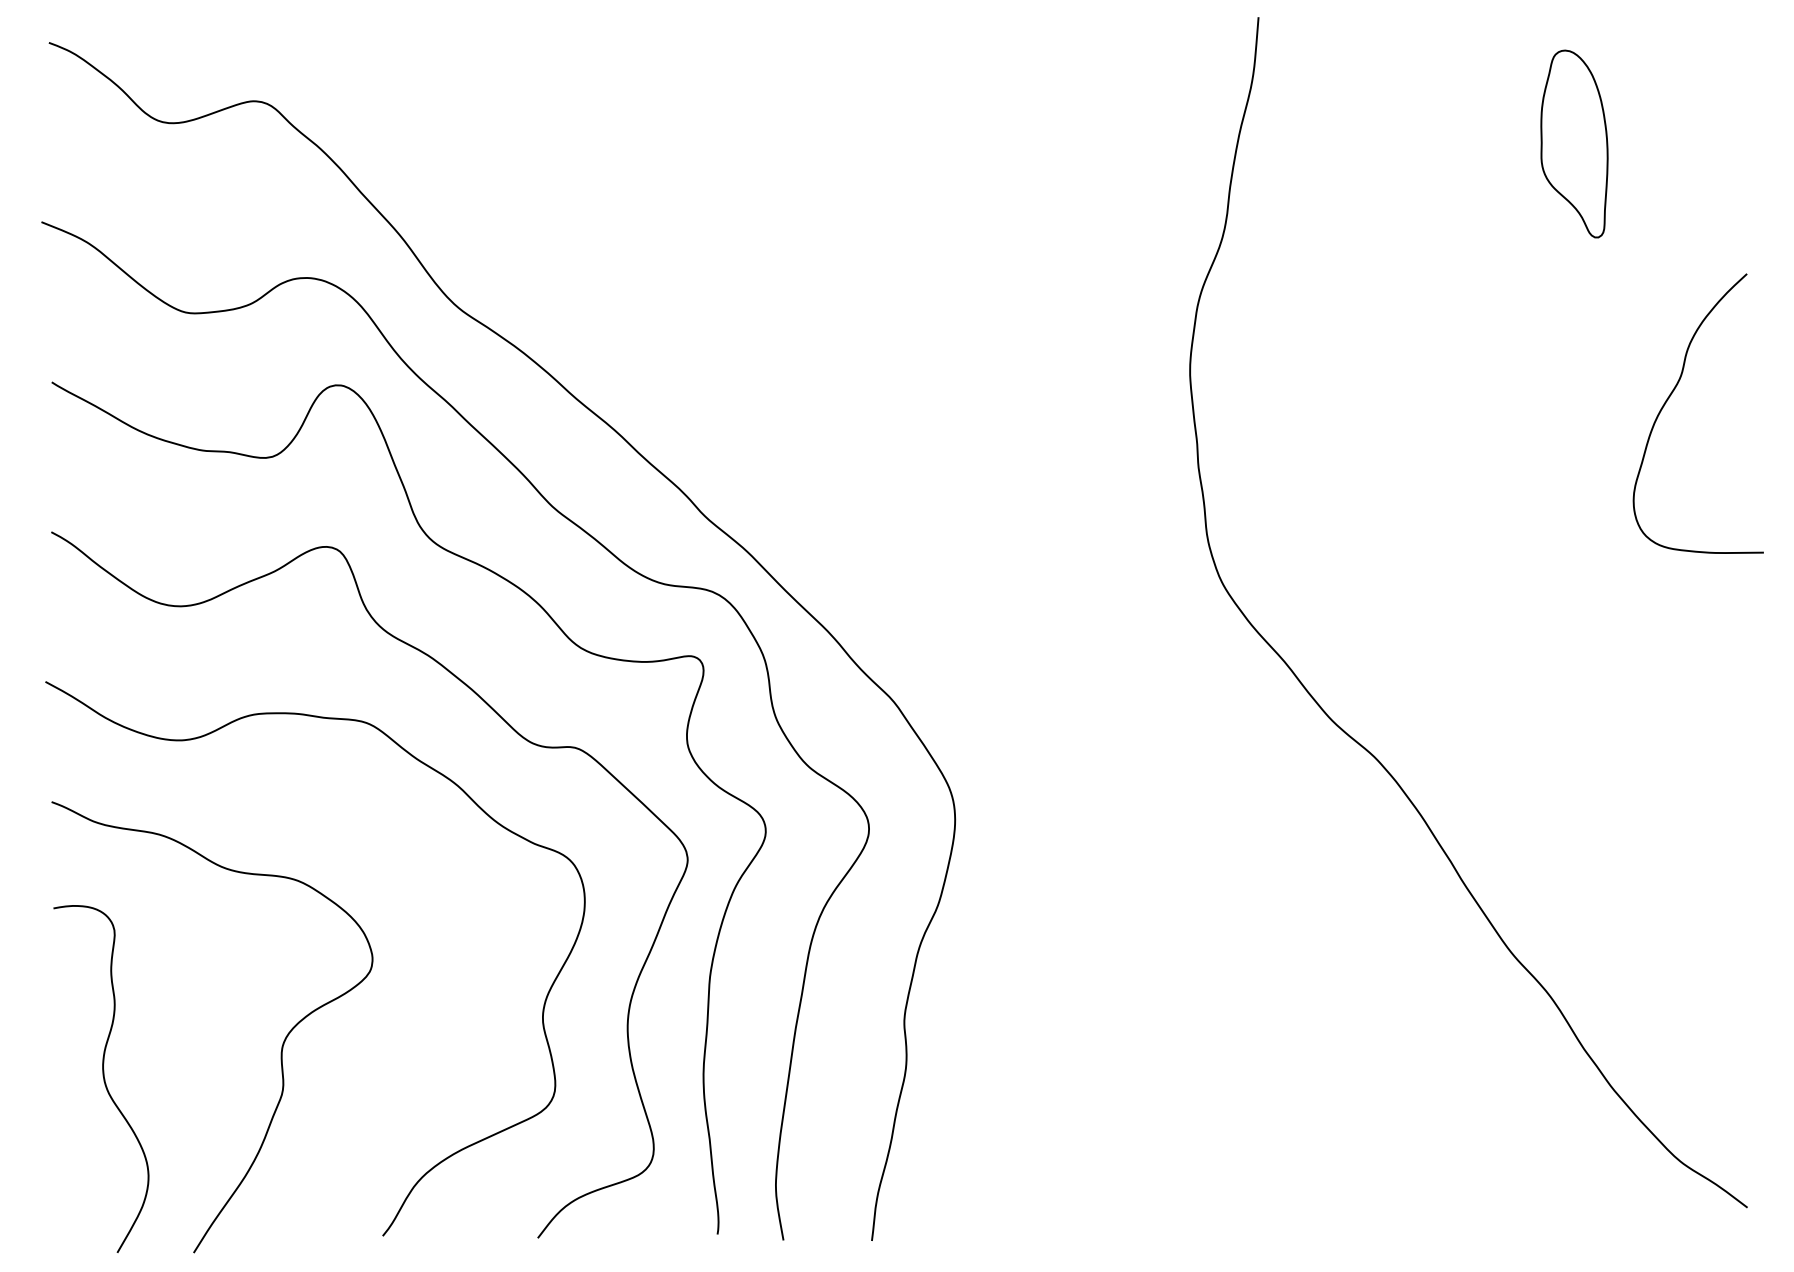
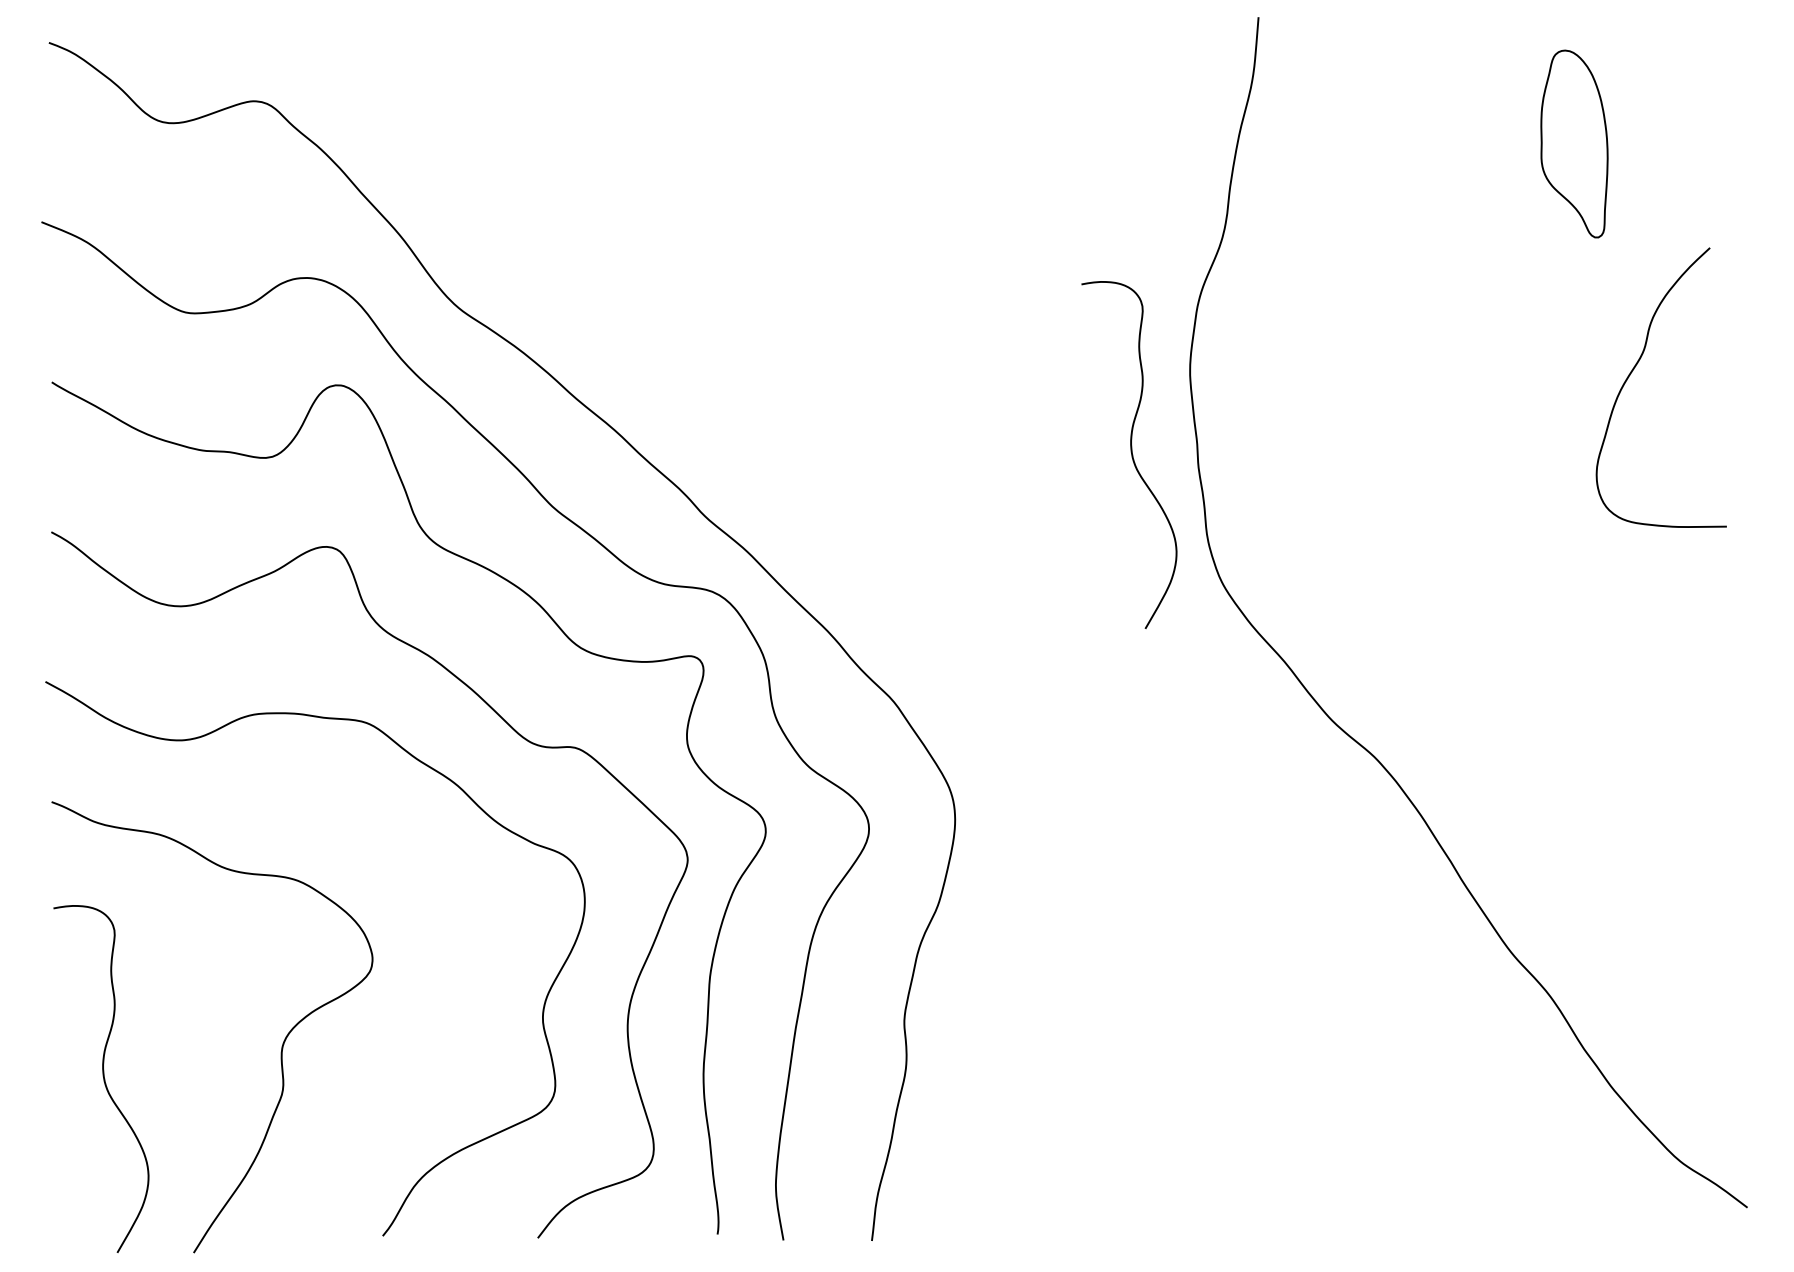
curve position: (1671, 395) -> (1634, 369) (1634, 369)
curve: none -> present (1131, 454)
